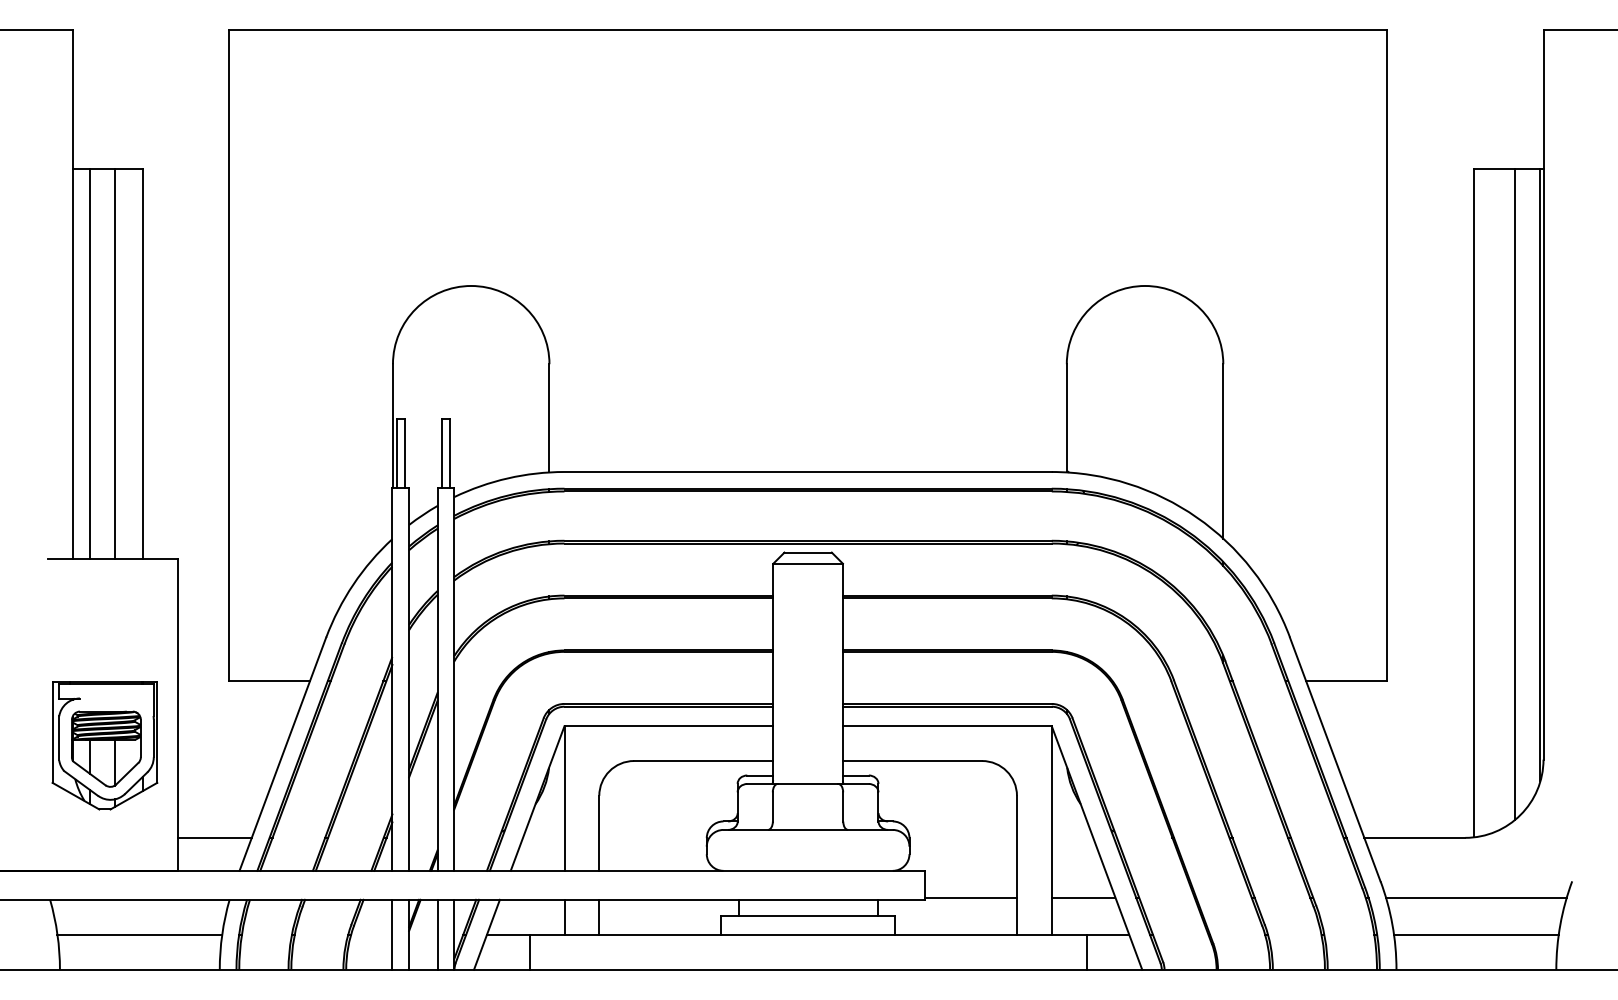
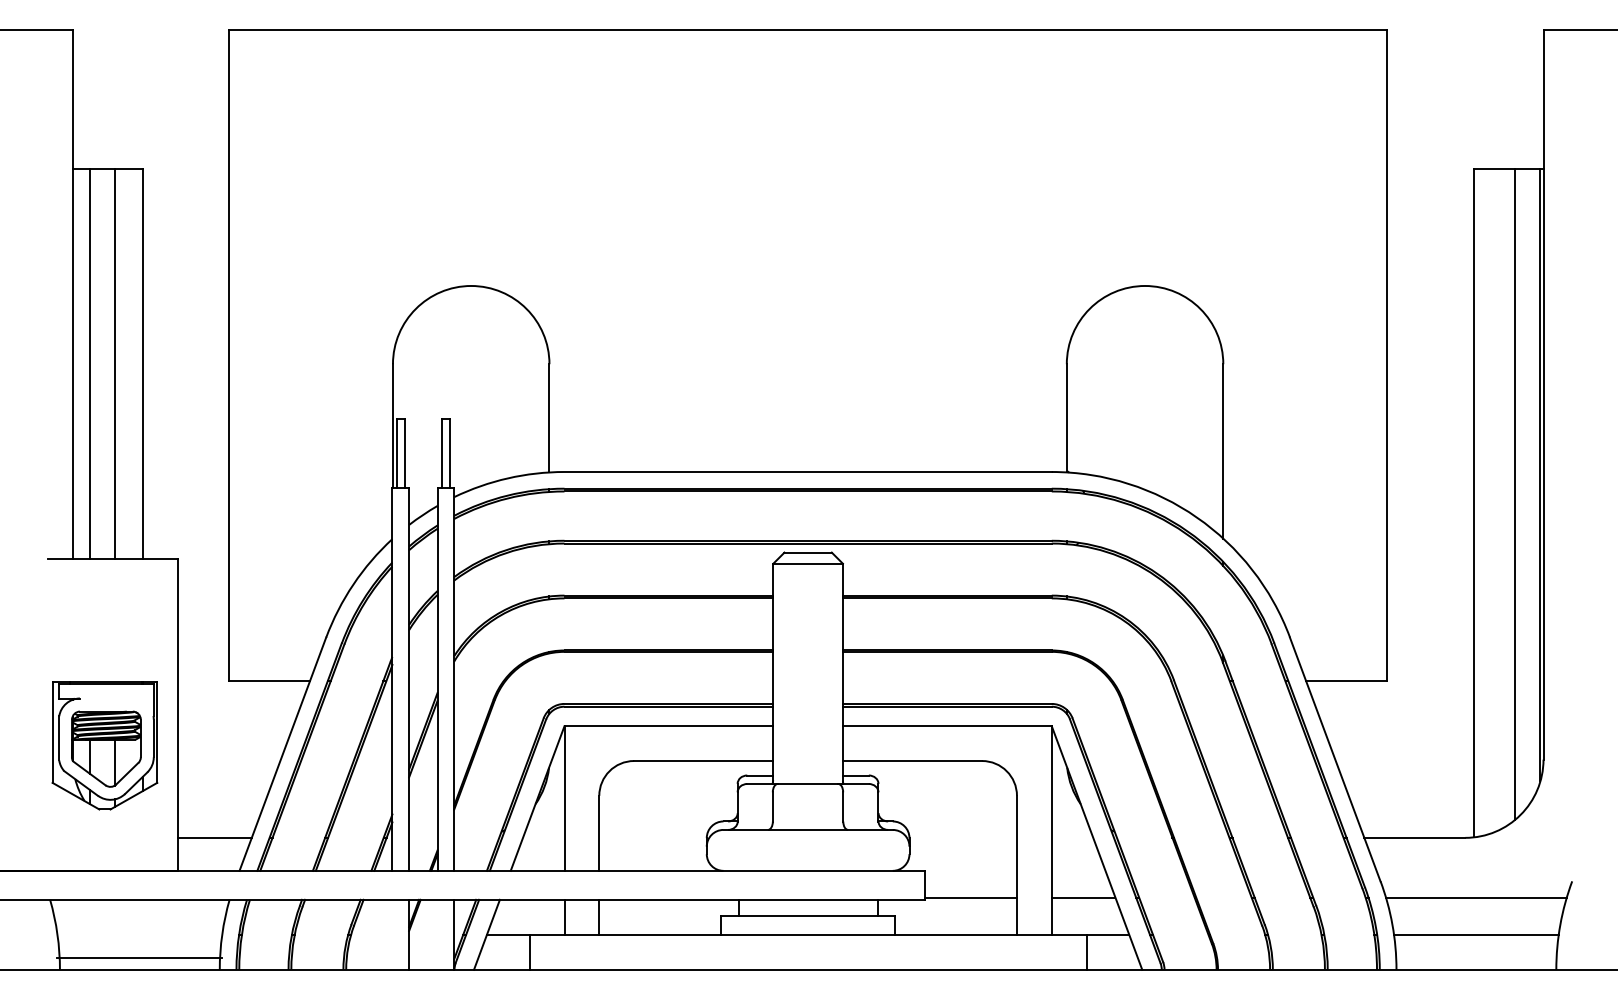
line: present -> none (392, 934)
line: present -> none (437, 934)
line position: (139, 935) -> (139, 958) (139, 958)
